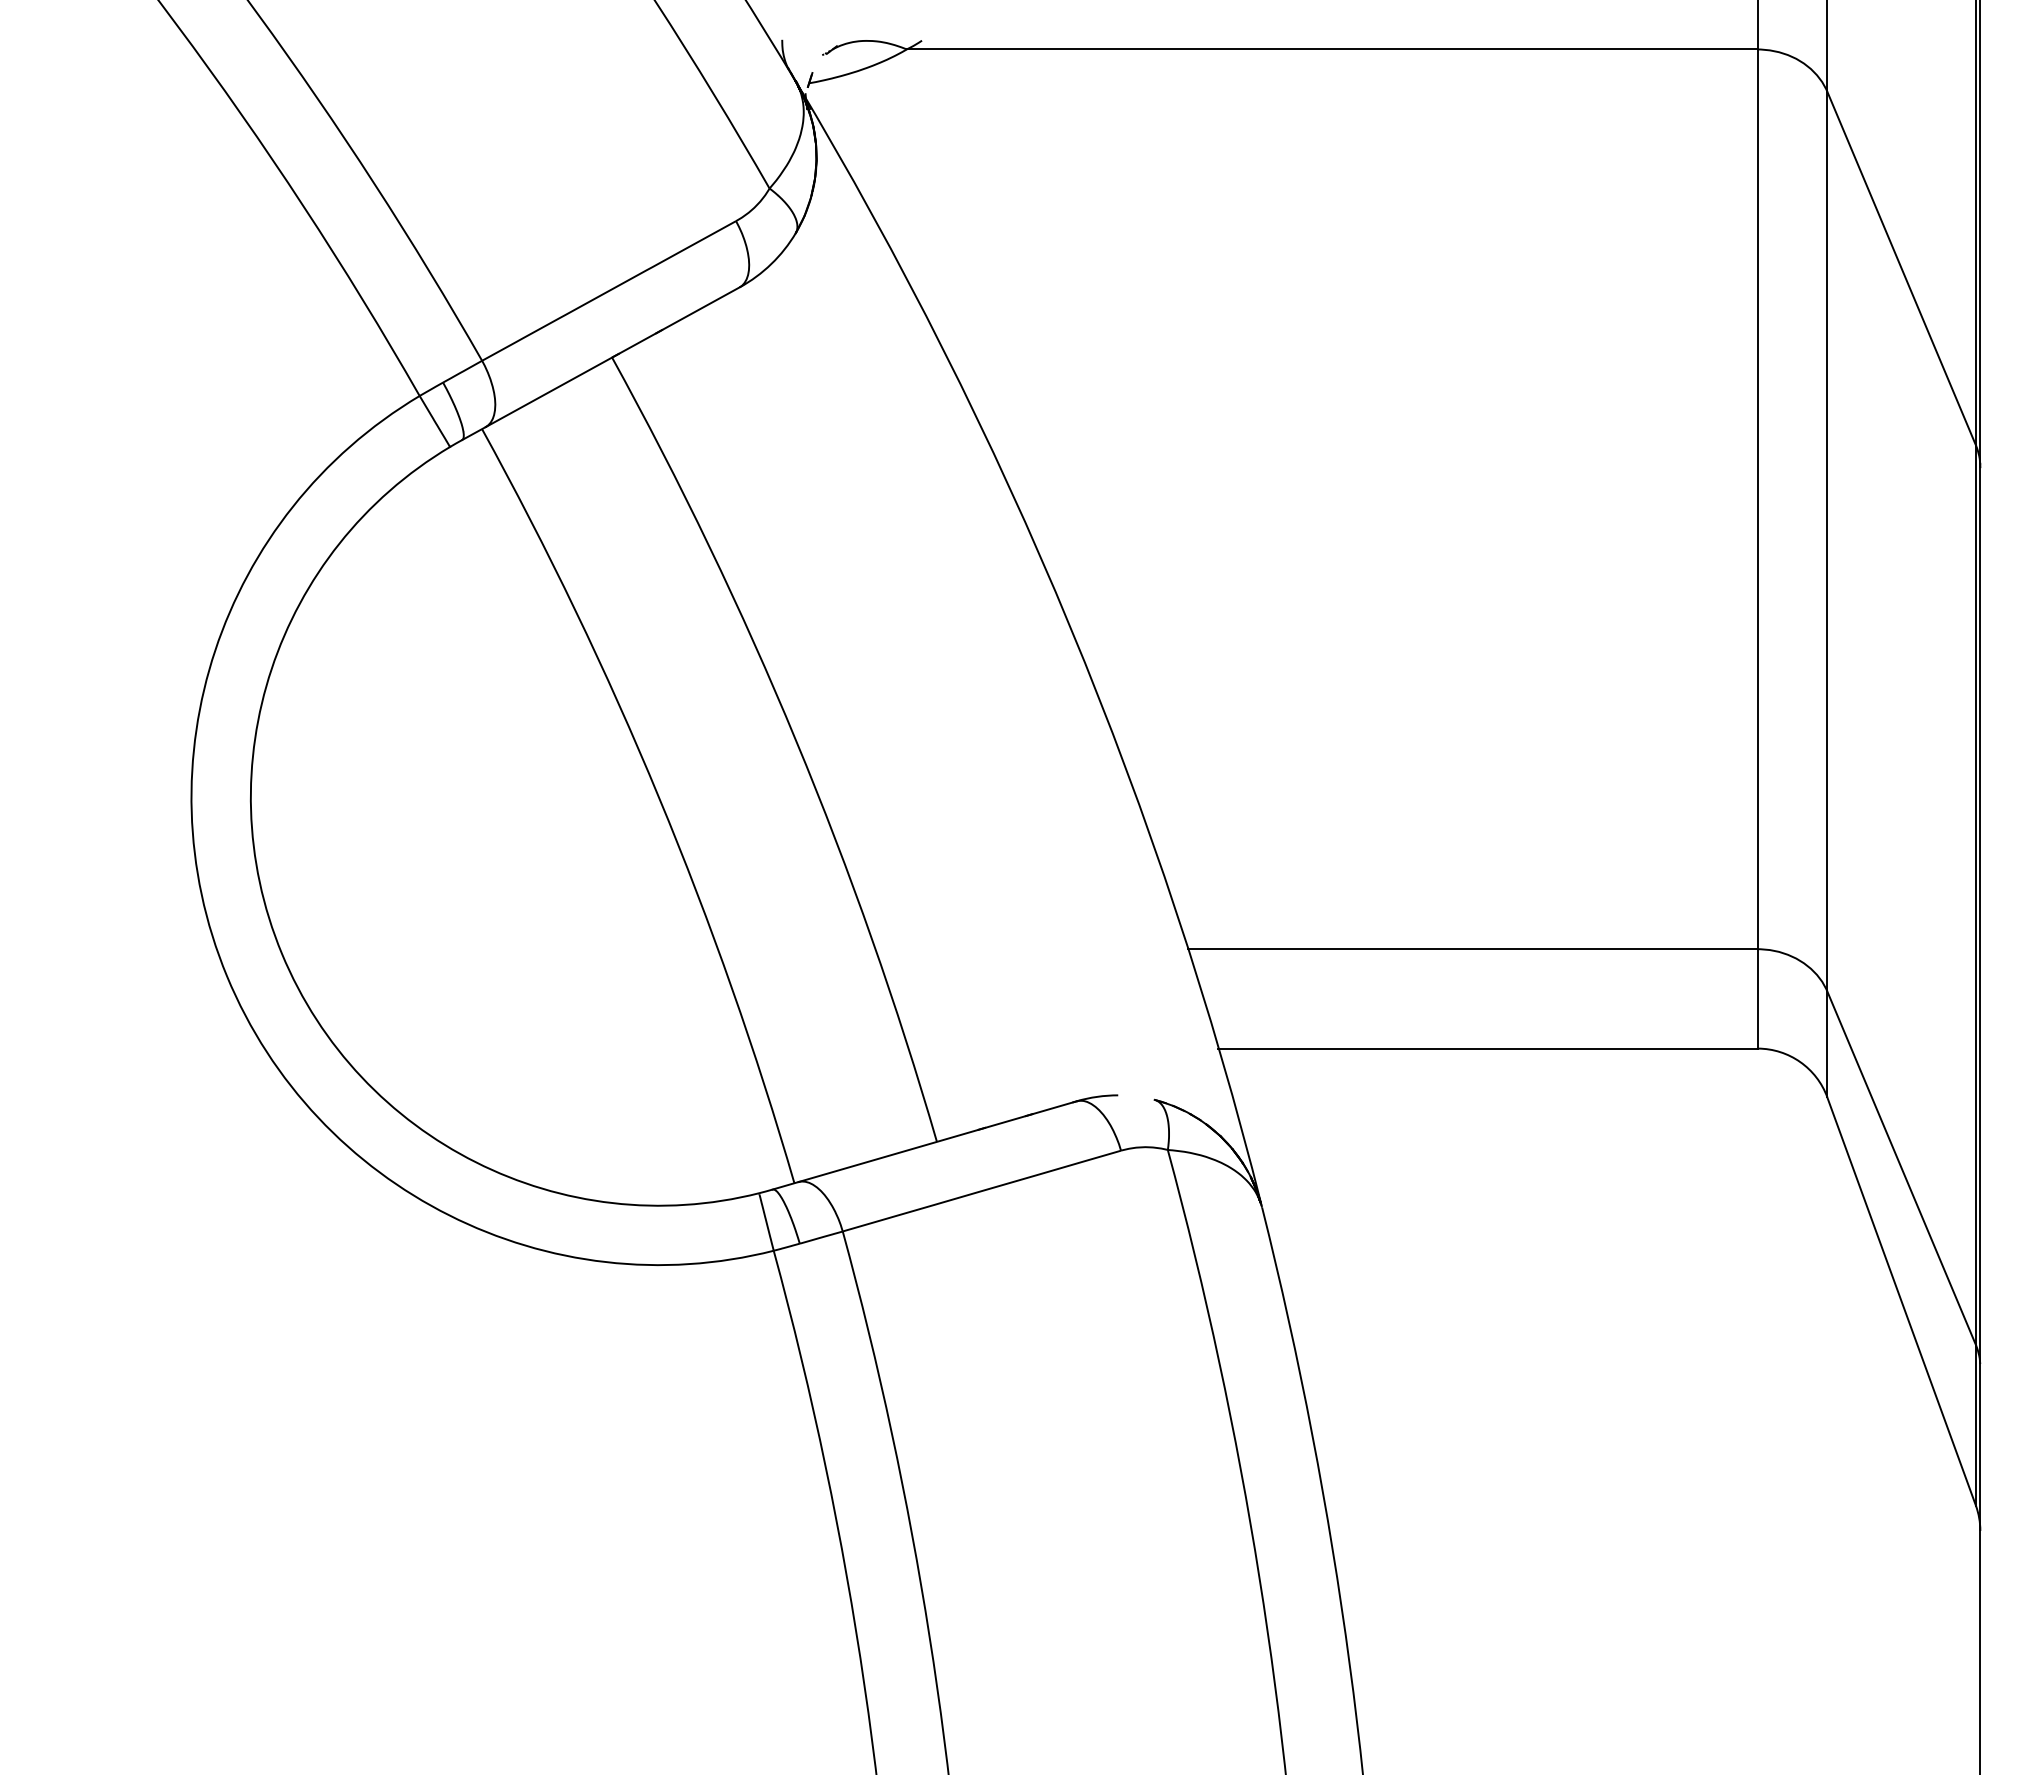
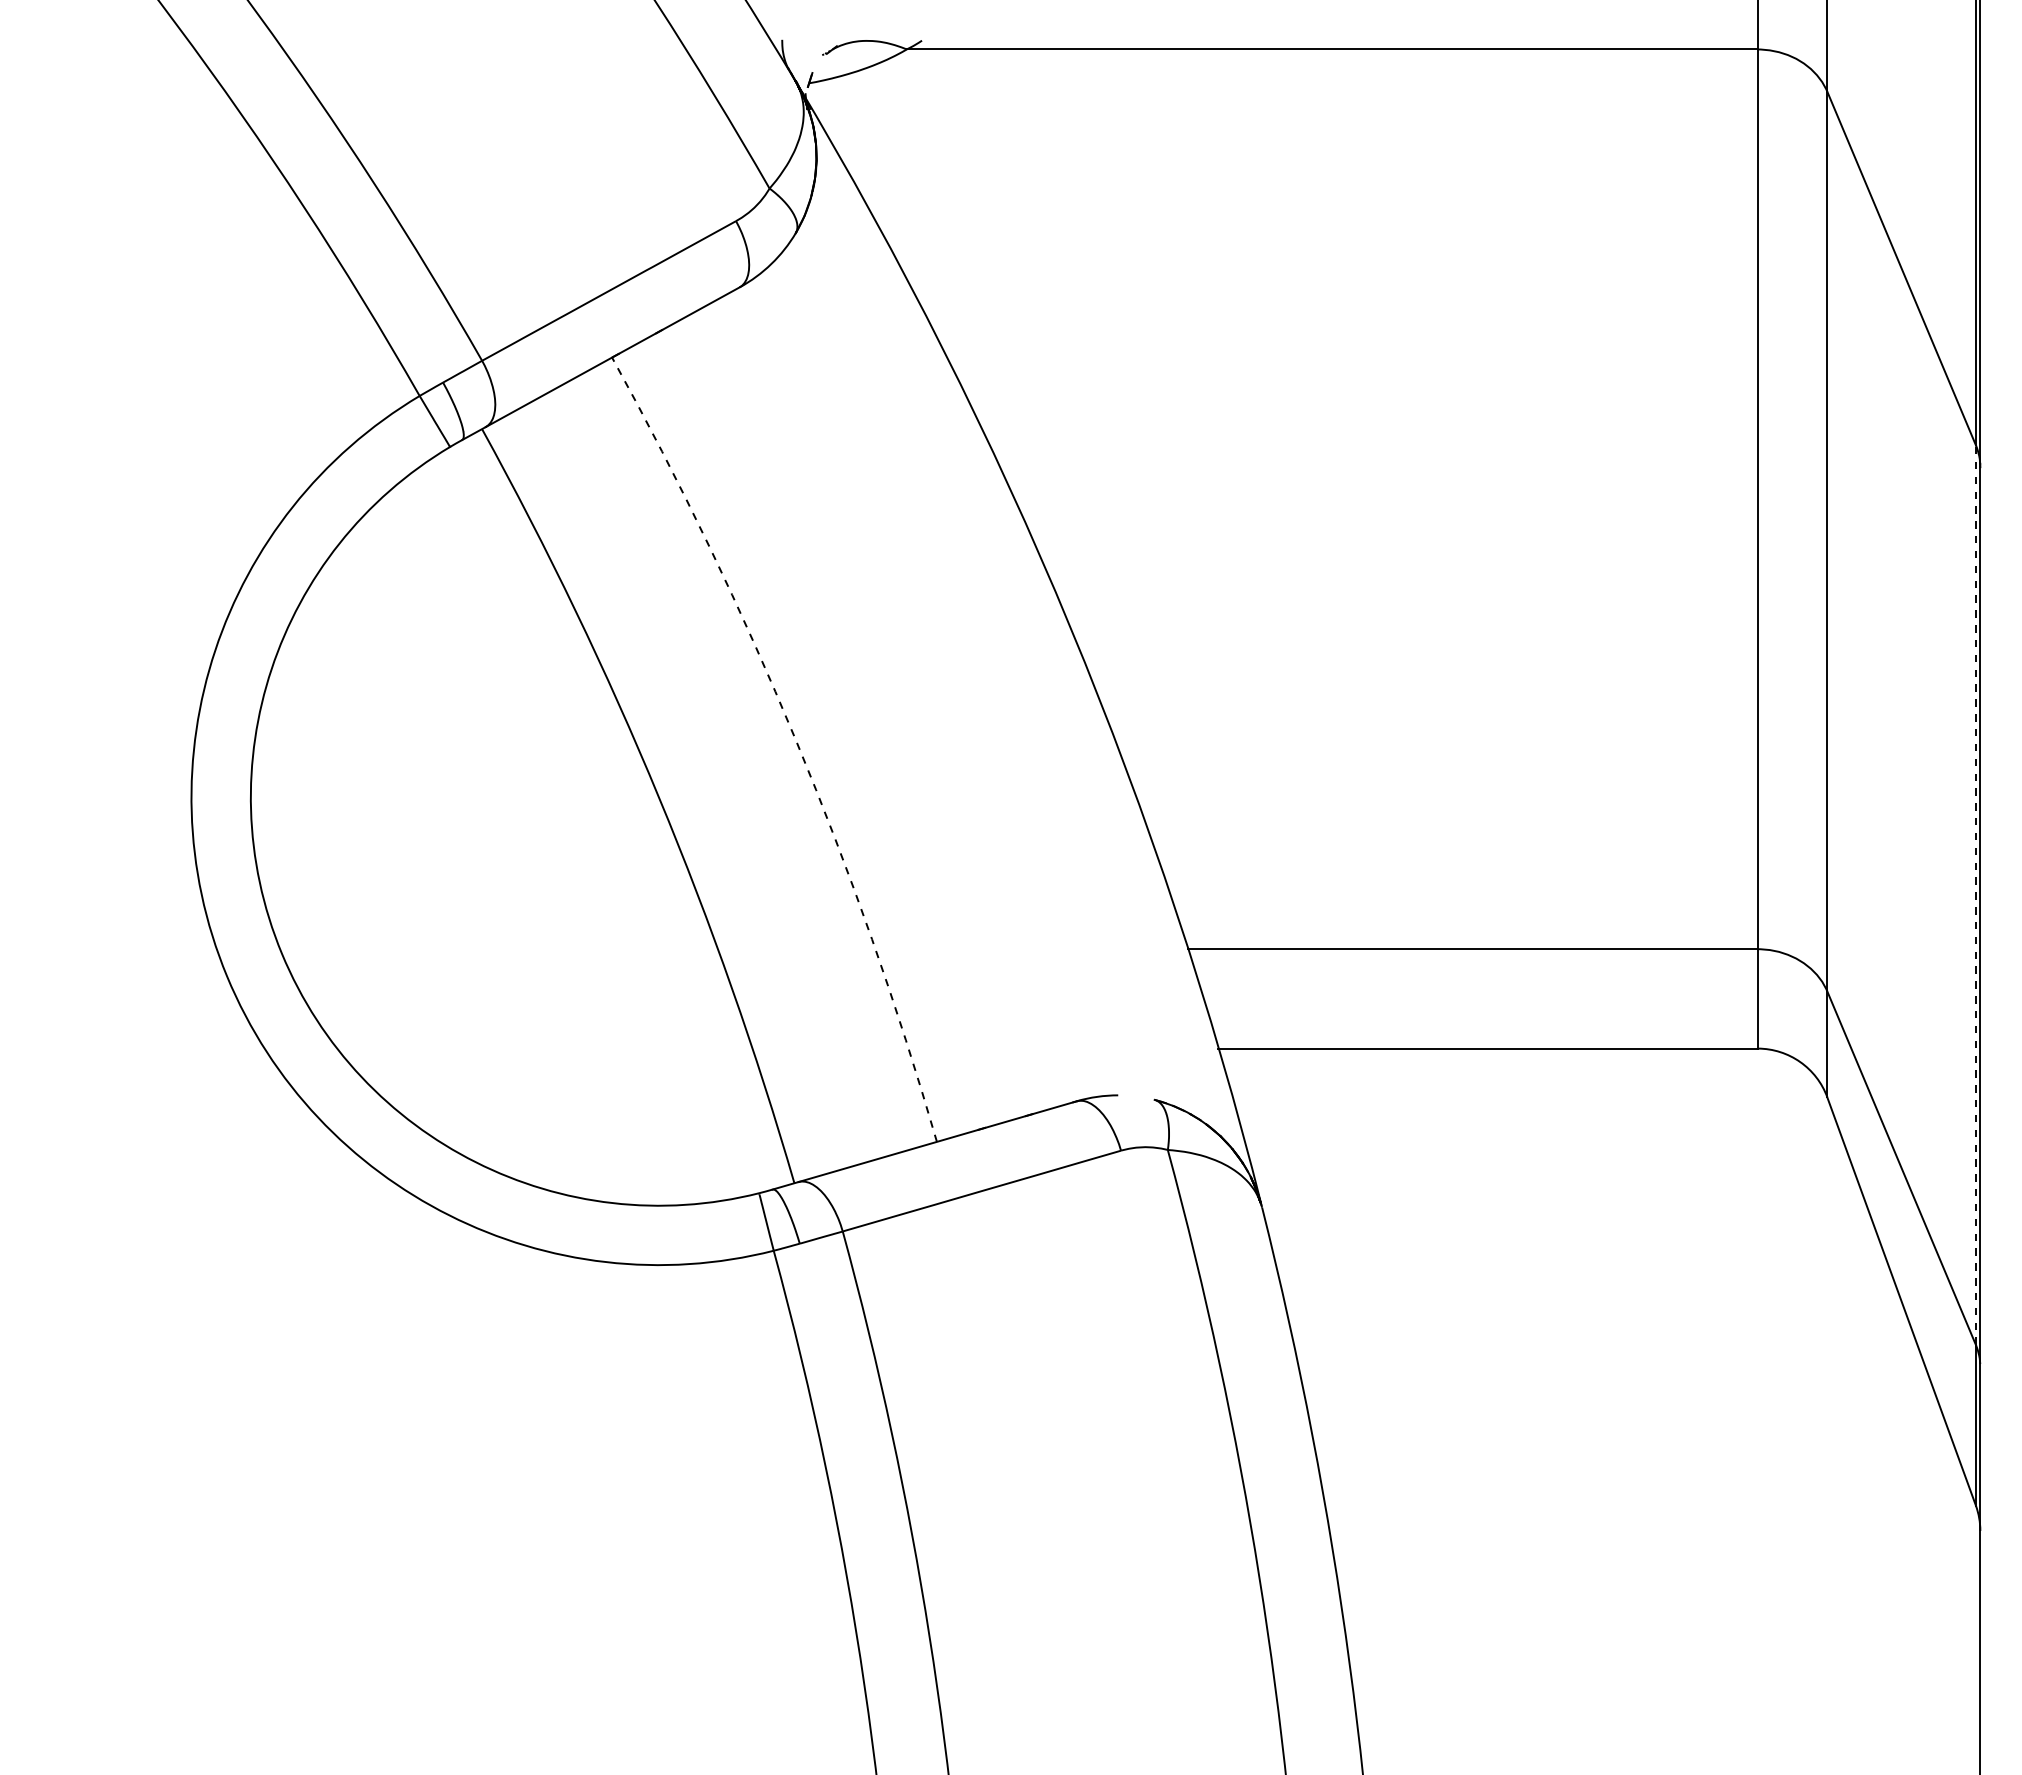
arc: solid -> dashed (796, 740)
line: solid -> dashed (1975, 895)
